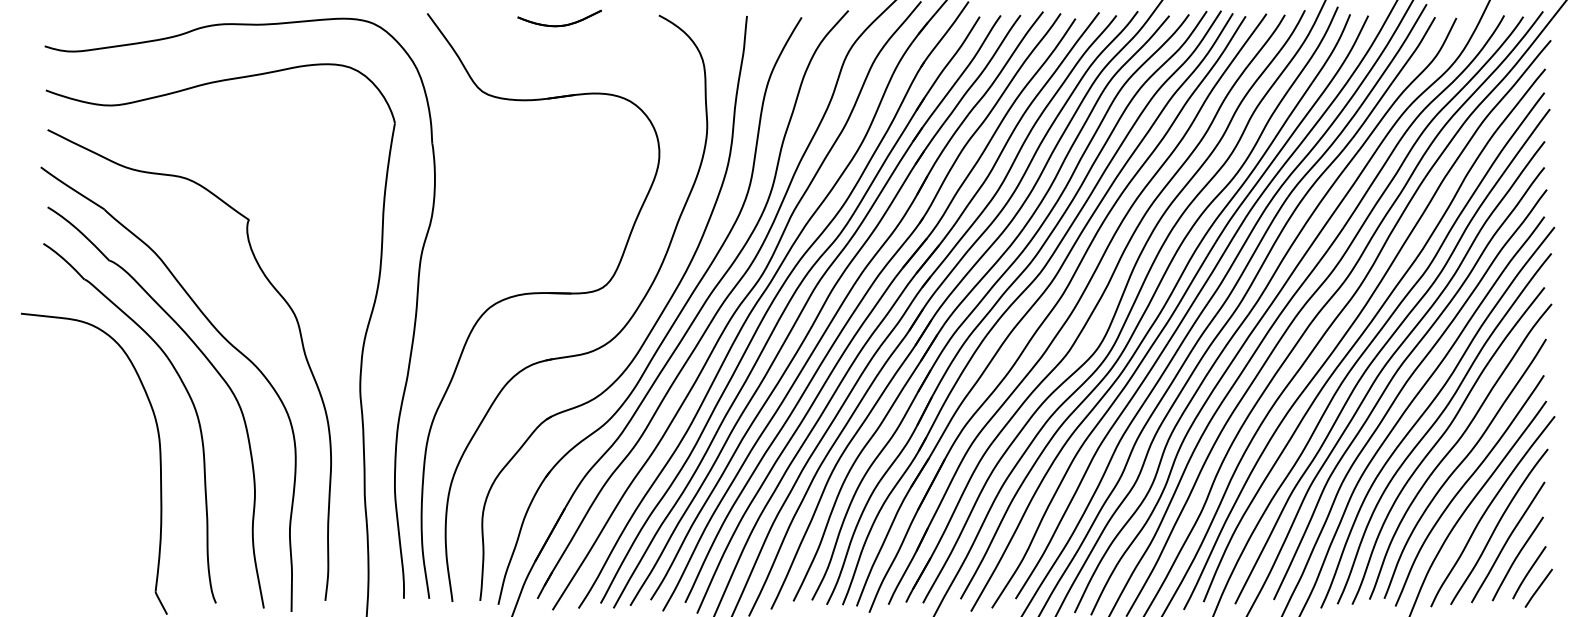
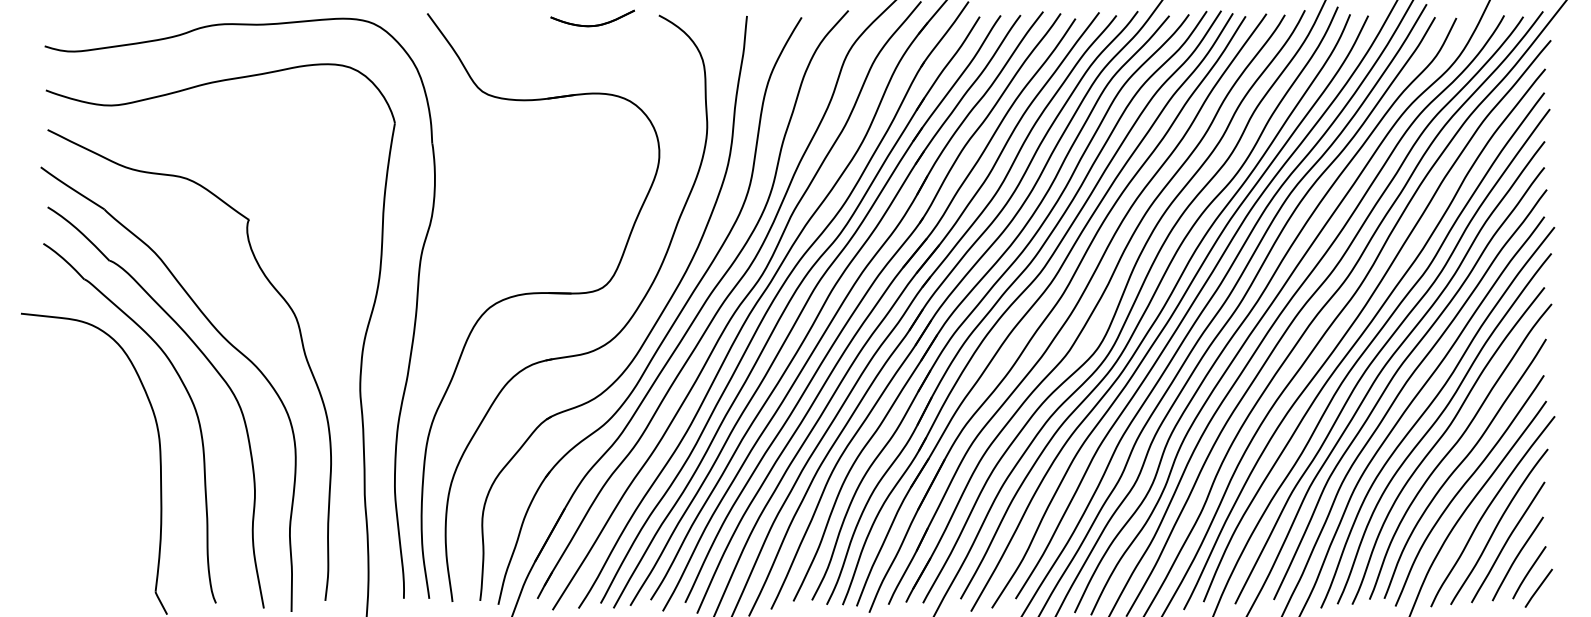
part position: (562, 24) -> (595, 24) (595, 24)
